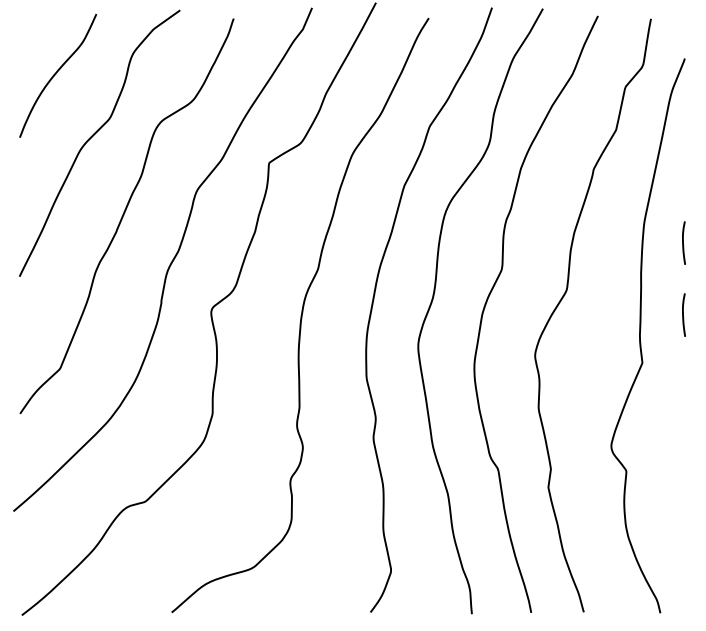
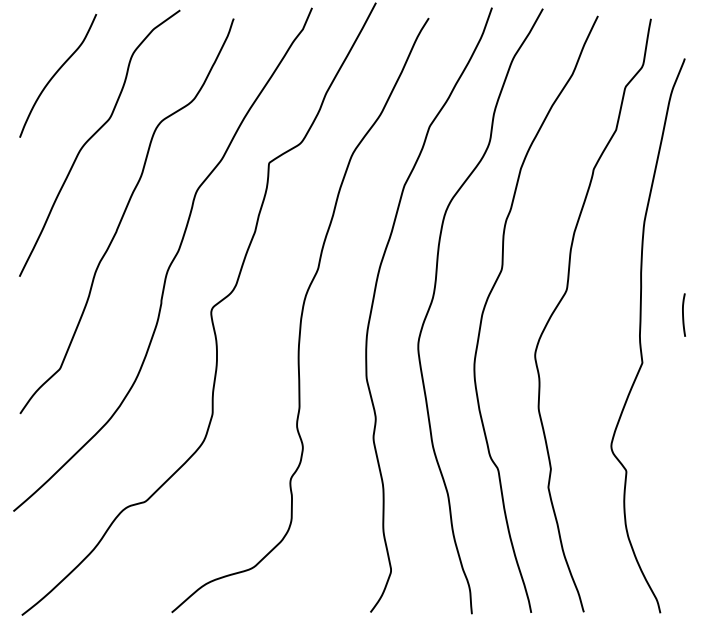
curve: present -> none (683, 242)
